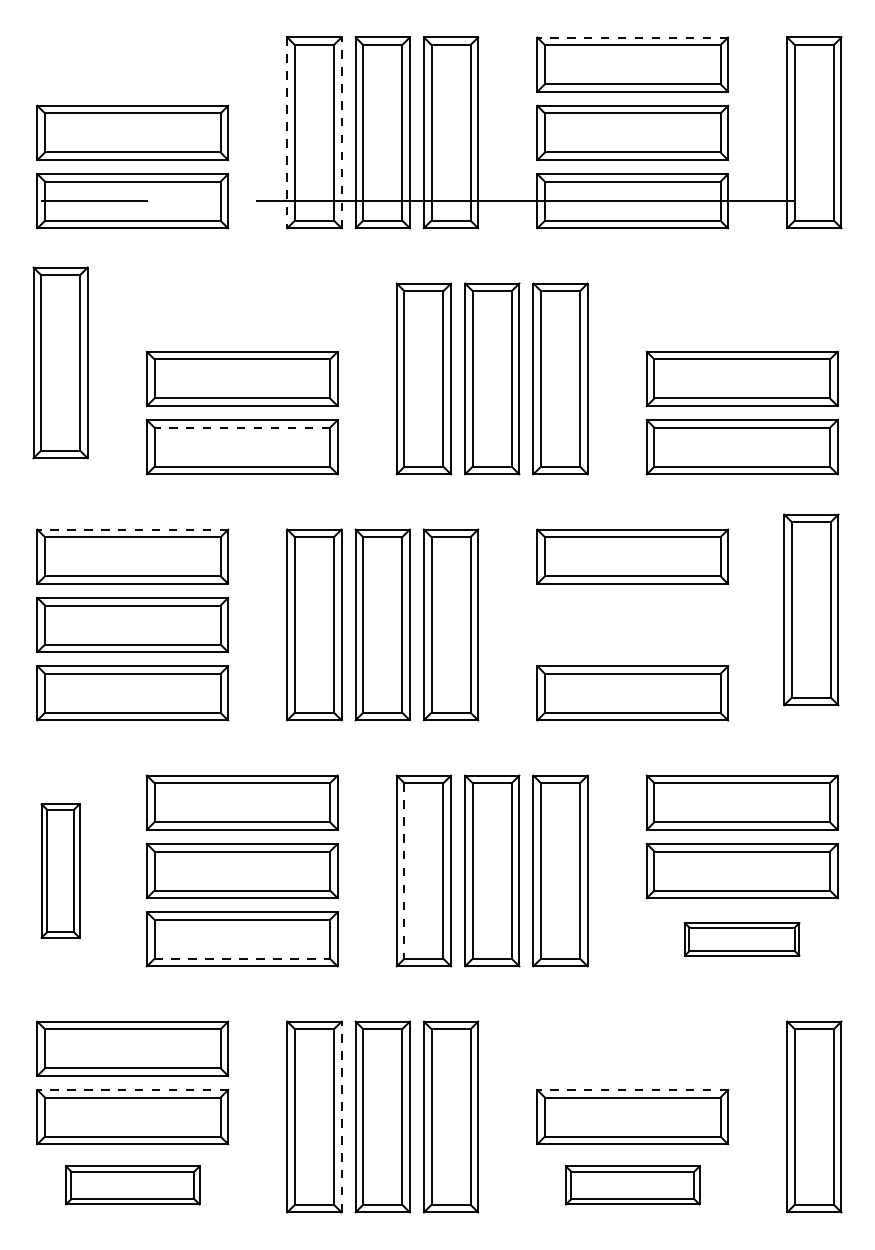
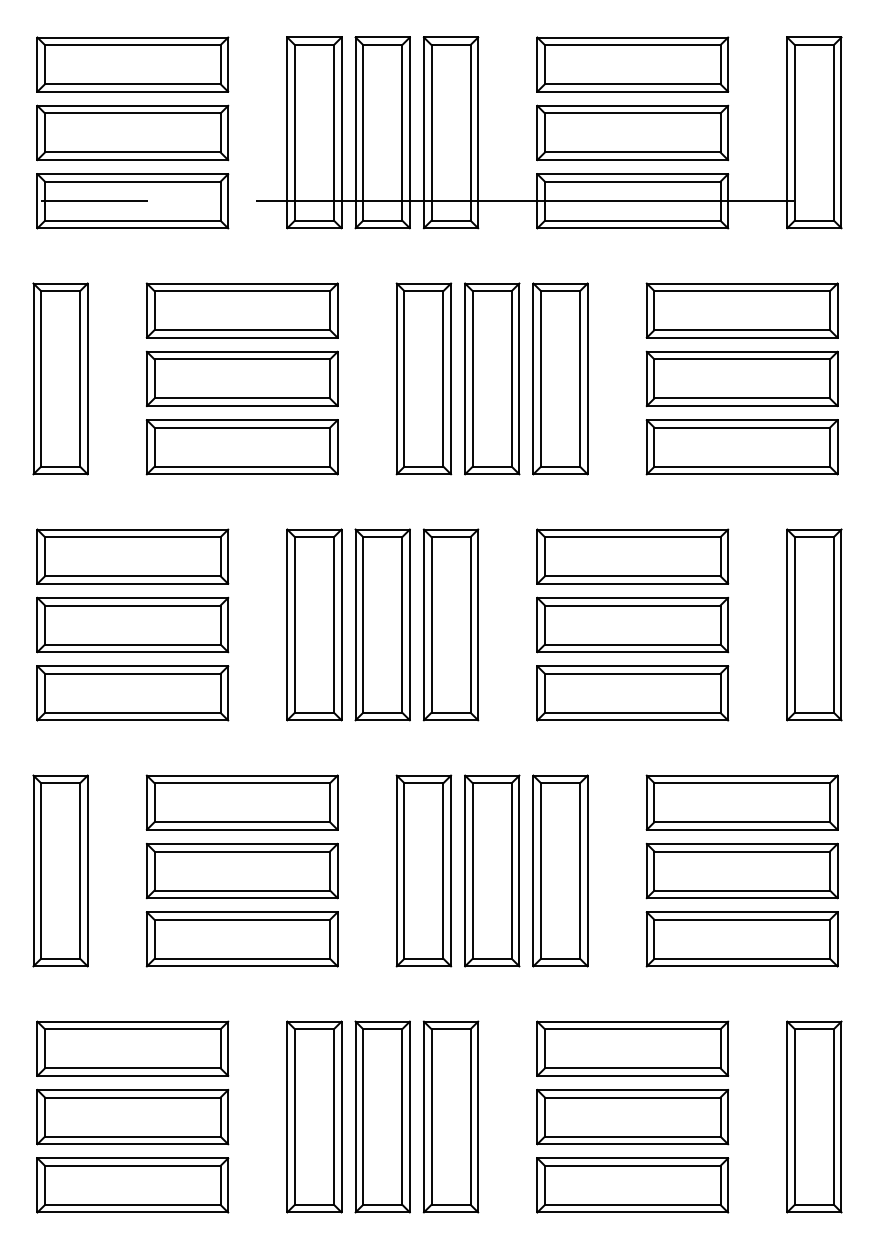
line: dashed -> solid (632, 37)
part: none -> present (132, 64)
line: dashed -> solid (341, 132)
line: dashed -> solid (287, 133)
part: none -> present (241, 310)
part: none -> present (741, 310)
part position: (60, 362) -> (60, 378) (60, 378)
line: dashed -> solid (242, 427)
line: dashed -> solid (132, 529)
part position: (811, 609) -> (814, 624) (814, 624)
part: none -> present (632, 624)
part size: 41x136 px -> 57x194 px (60, 870)
line: dashed -> solid (404, 870)
part size: 118x35 px -> 194x57 px (741, 939)
line: dashed -> solid (242, 958)
part: none -> present (632, 1048)
line: dashed -> solid (132, 1090)
line: dashed -> solid (632, 1090)
line: dashed -> solid (341, 1116)
part size: 136x41 px -> 194x57 px (132, 1185)
part size: 136x41 px -> 194x57 px (632, 1185)
